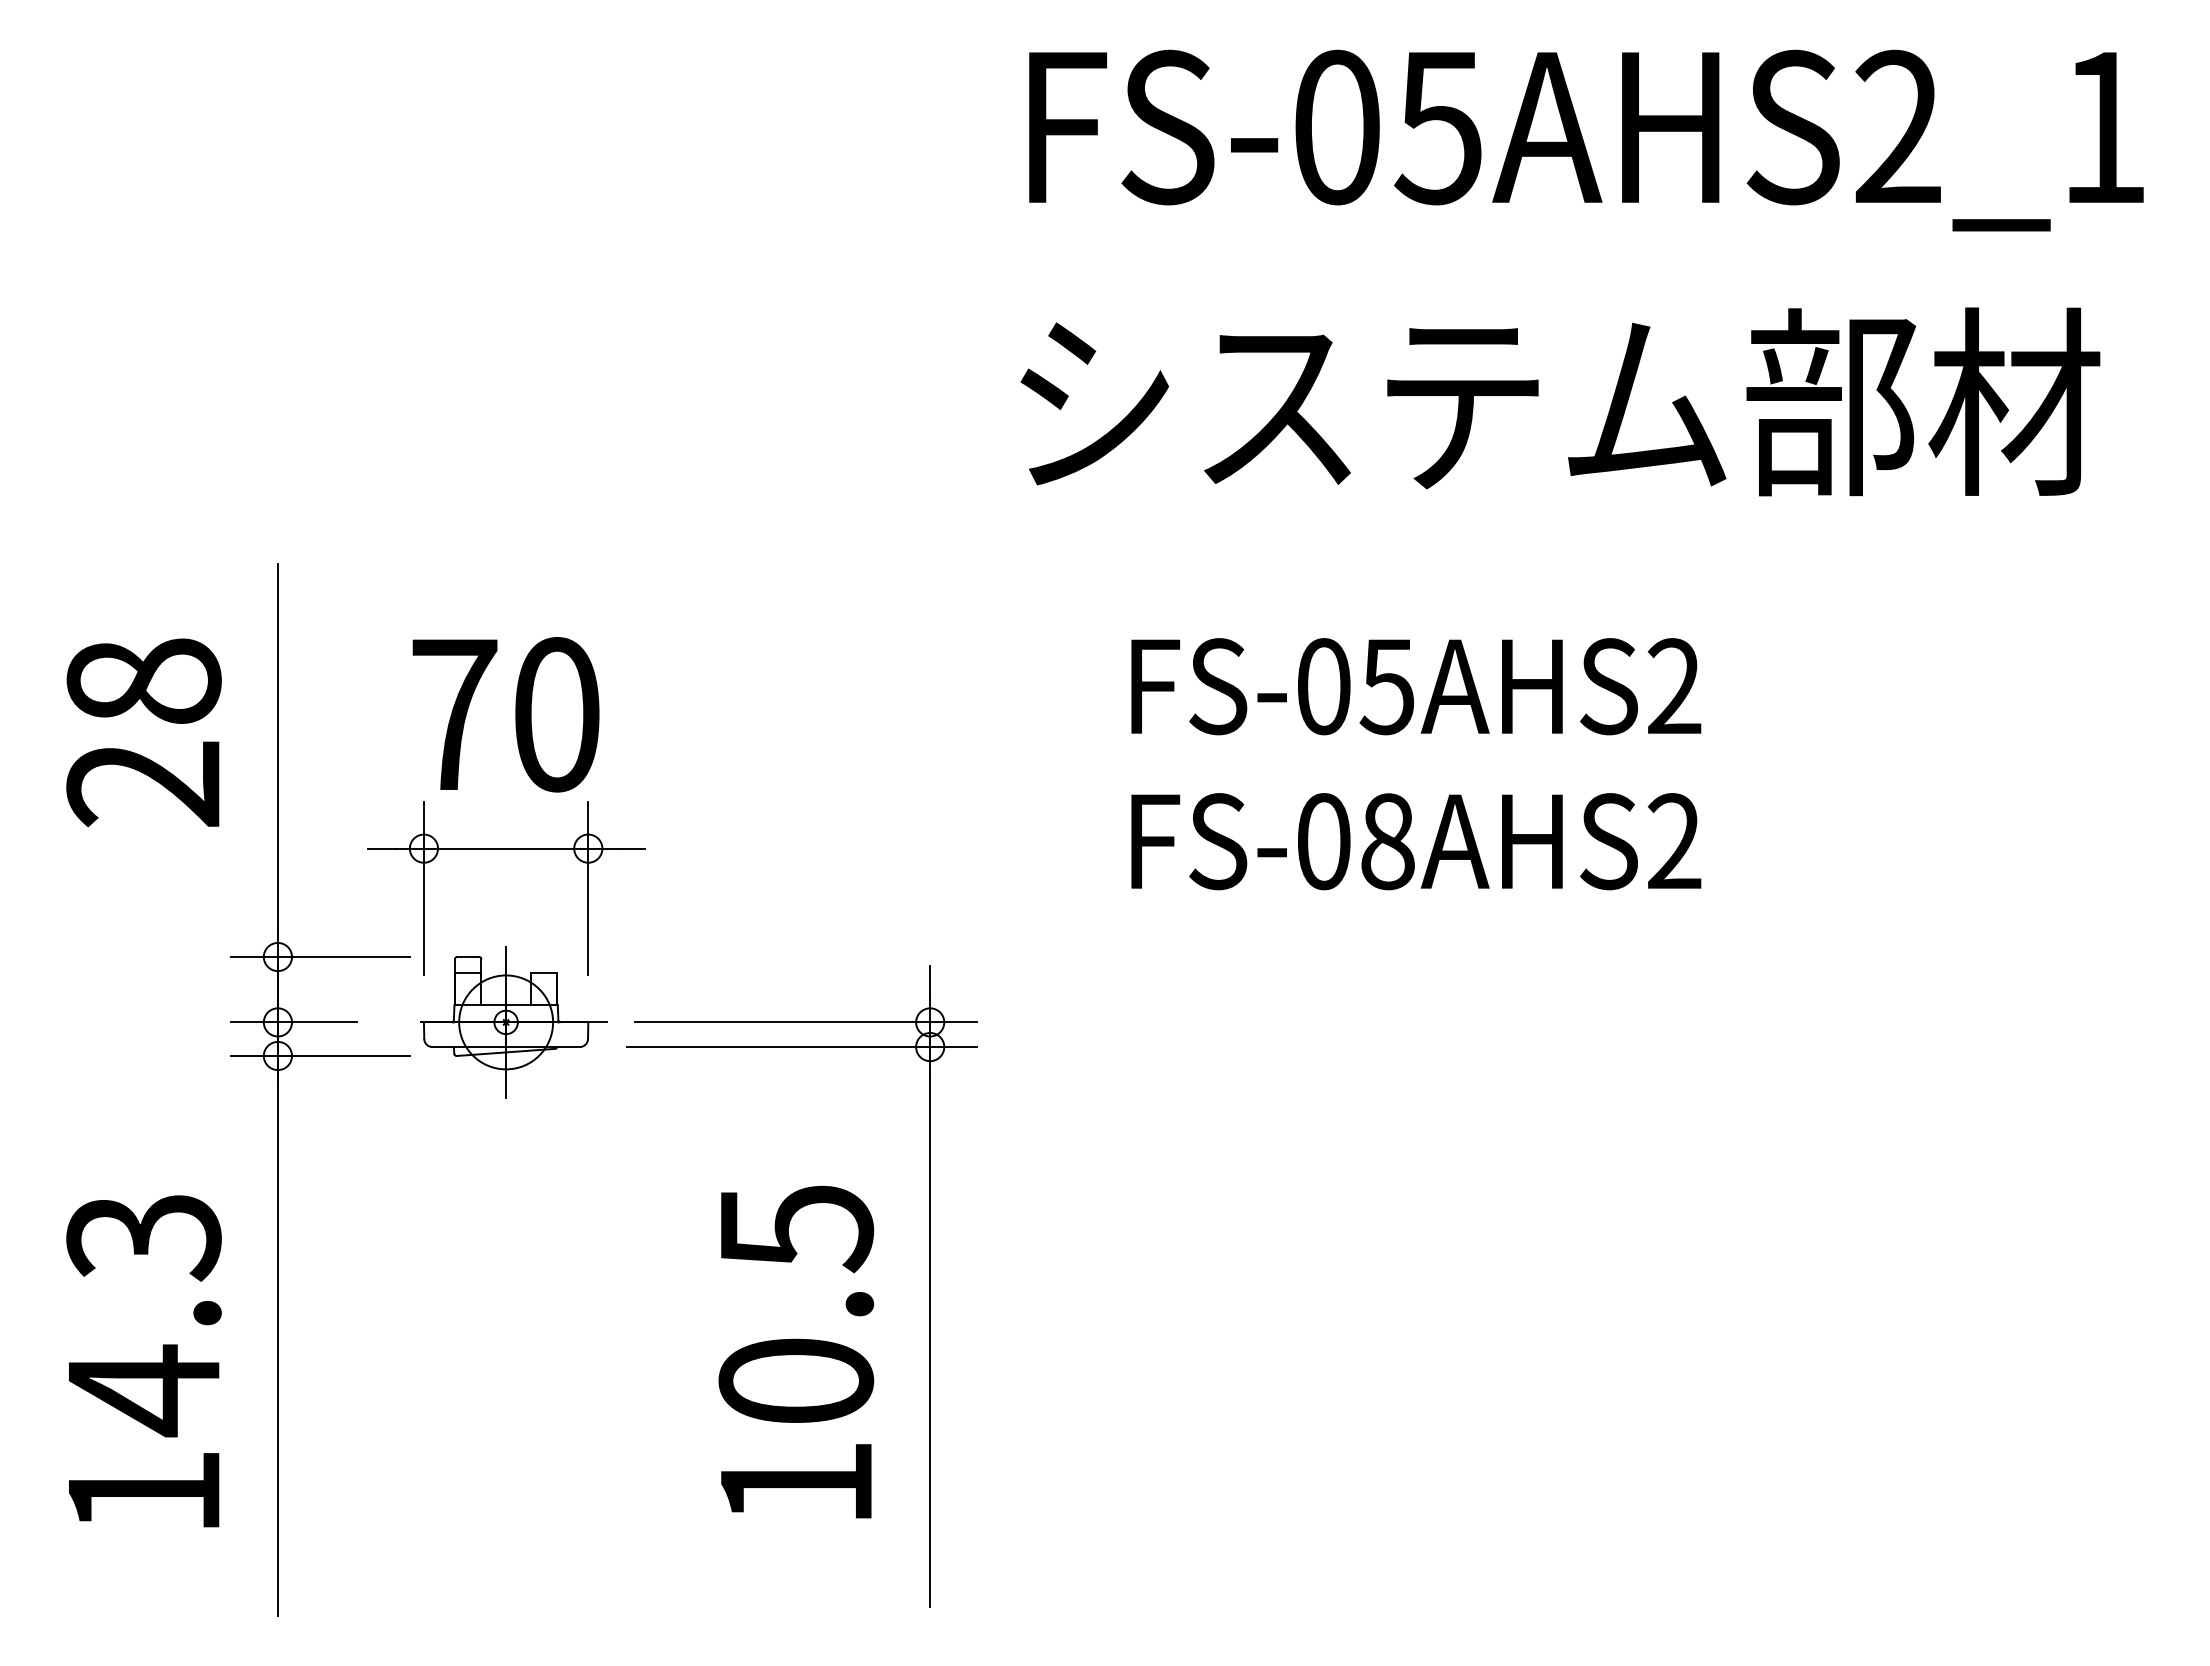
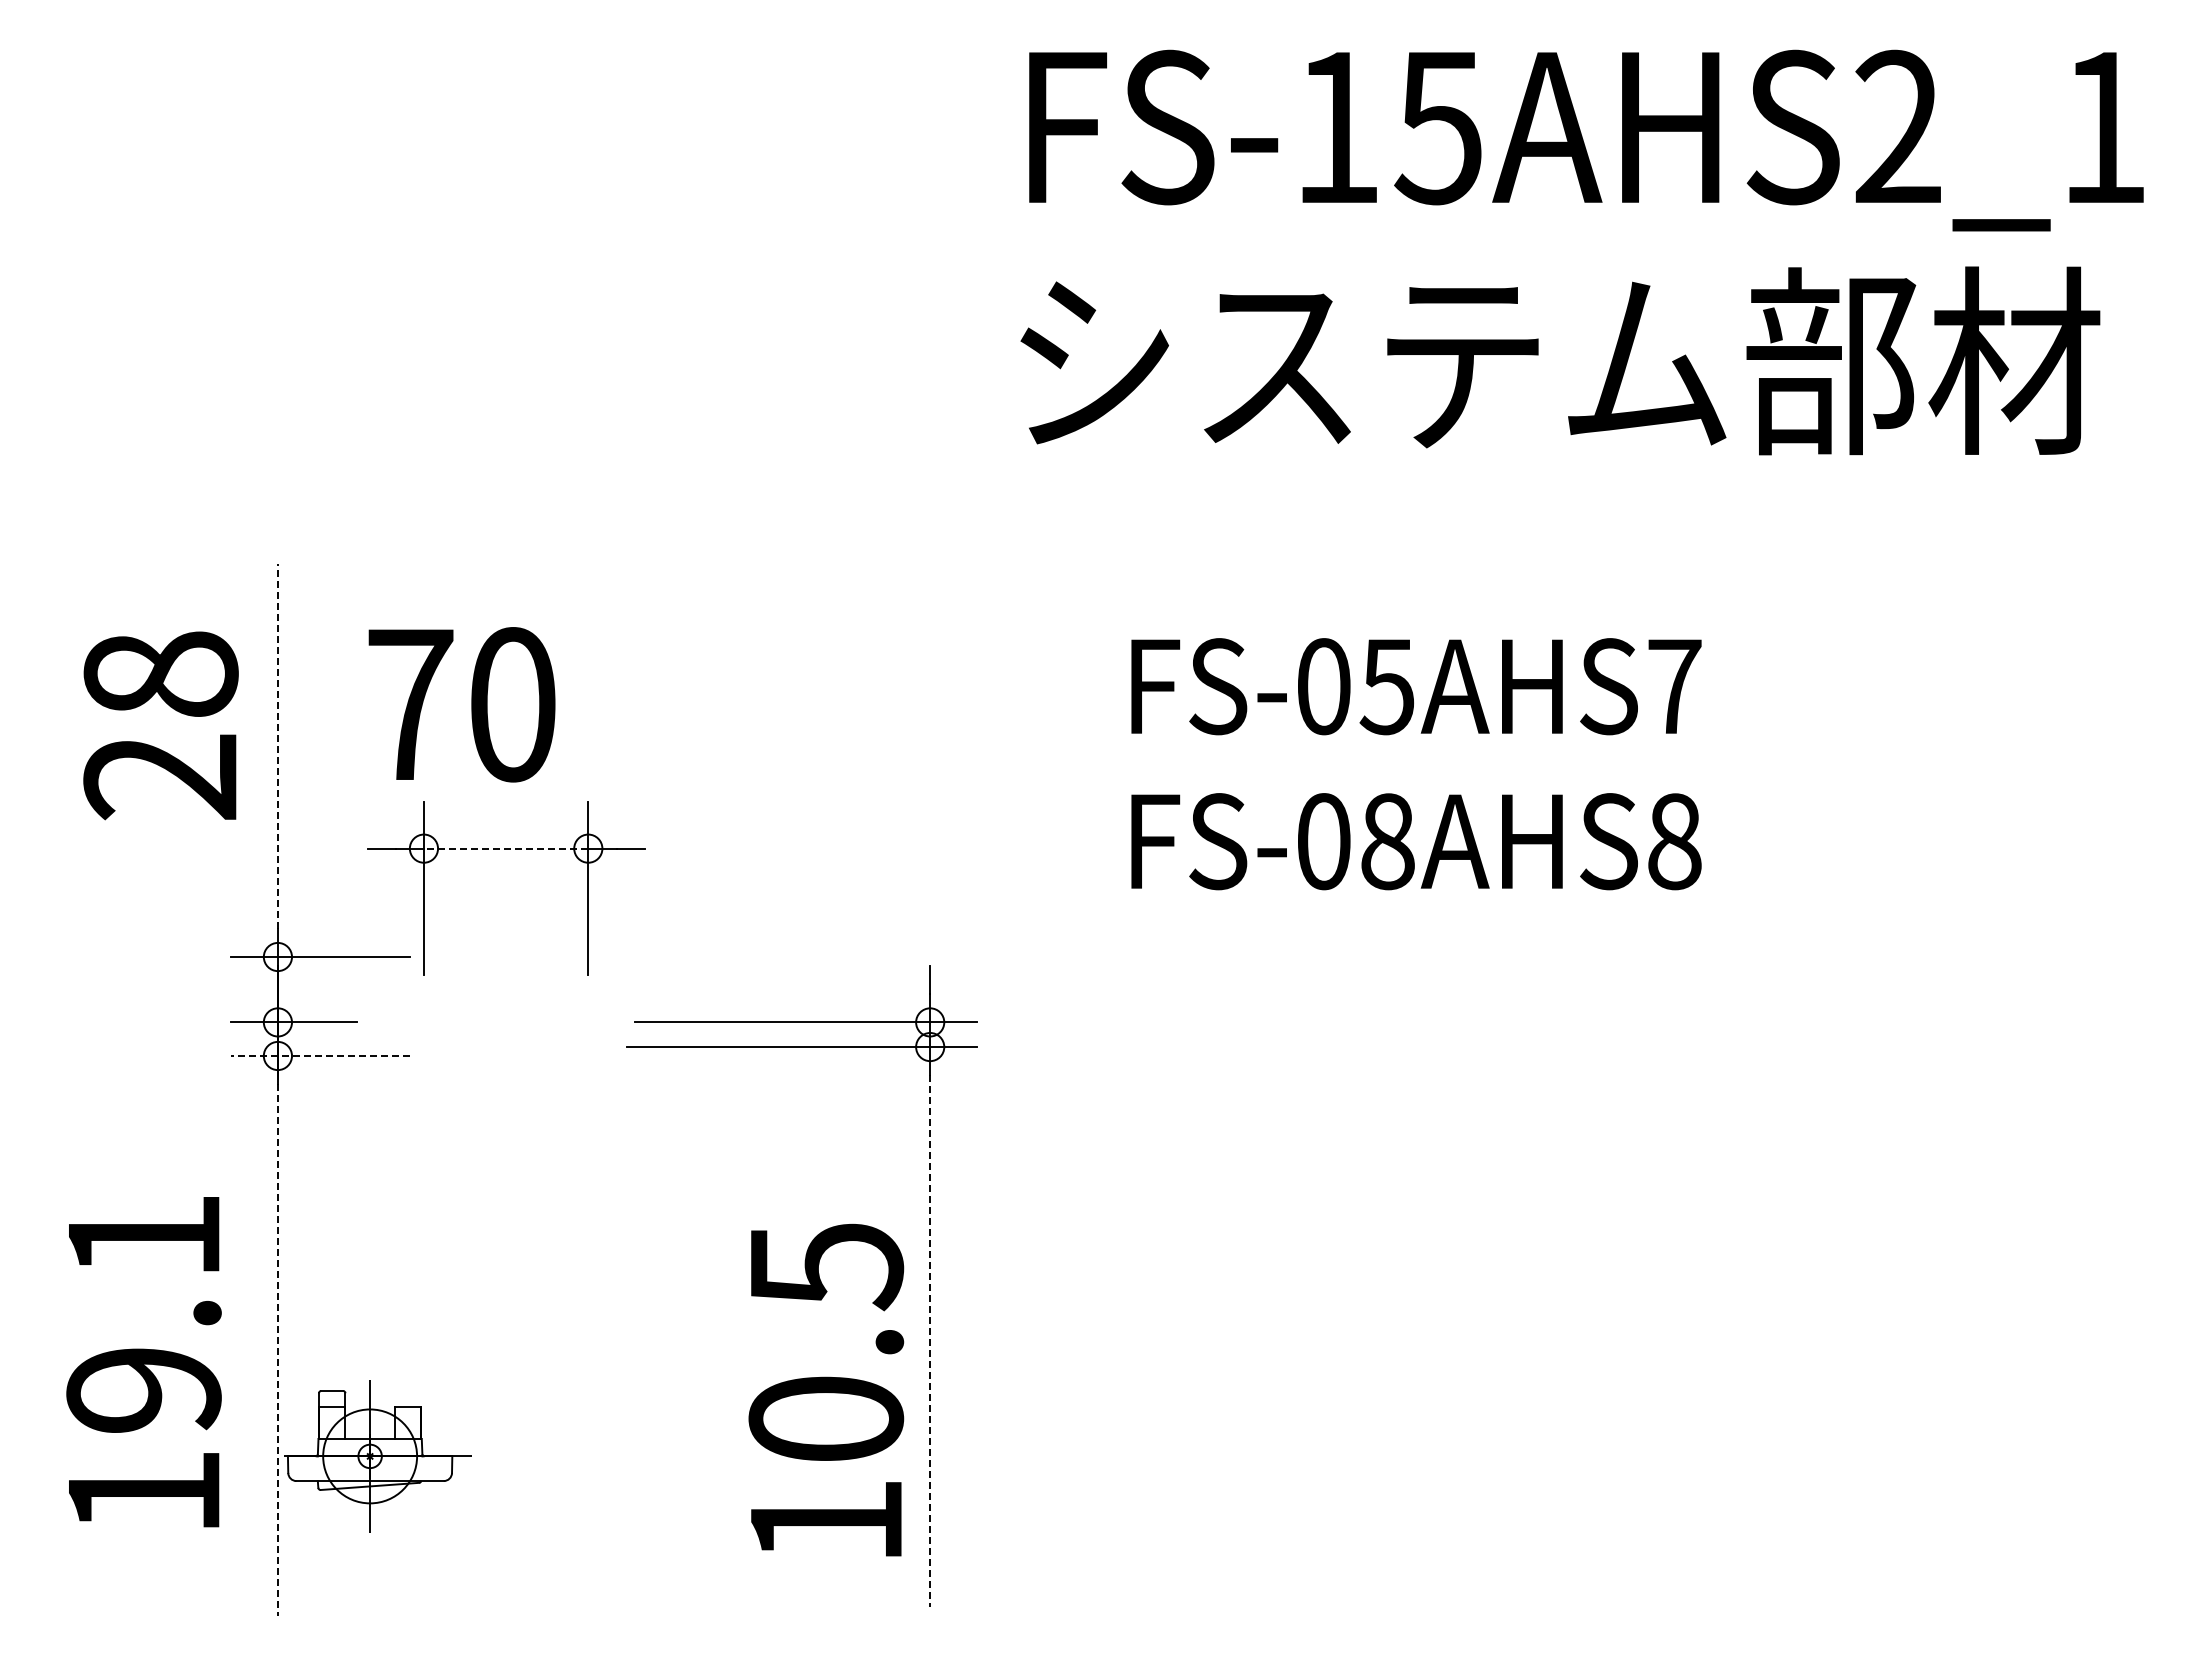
text: FS-05AHS2_1 -> FS-15AHS2_1 (1337, 127)
text position: (1560, 401) -> (1560, 360) (1560, 360)
text: FS-05AHS2 -> FS-05AHS7 (1674, 685)
text position: (505, 714) -> (461, 704) (461, 704)
text position: (143, 732) -> (160, 725) (160, 725)
line: solid -> dashed (277, 746)
text: FS-08AHS2 -> FS-08AHS8 (1674, 841)
line: solid -> dashed (505, 848)
part position: (513, 1022) -> (377, 1456) (377, 1456)
line: solid -> dashed (319, 1055)
text: 14.3 -> 19.1 (143, 1316)
line: solid -> dashed (930, 1341)
line: solid -> dashed (277, 1350)
text position: (796, 1351) -> (826, 1389) (826, 1389)
